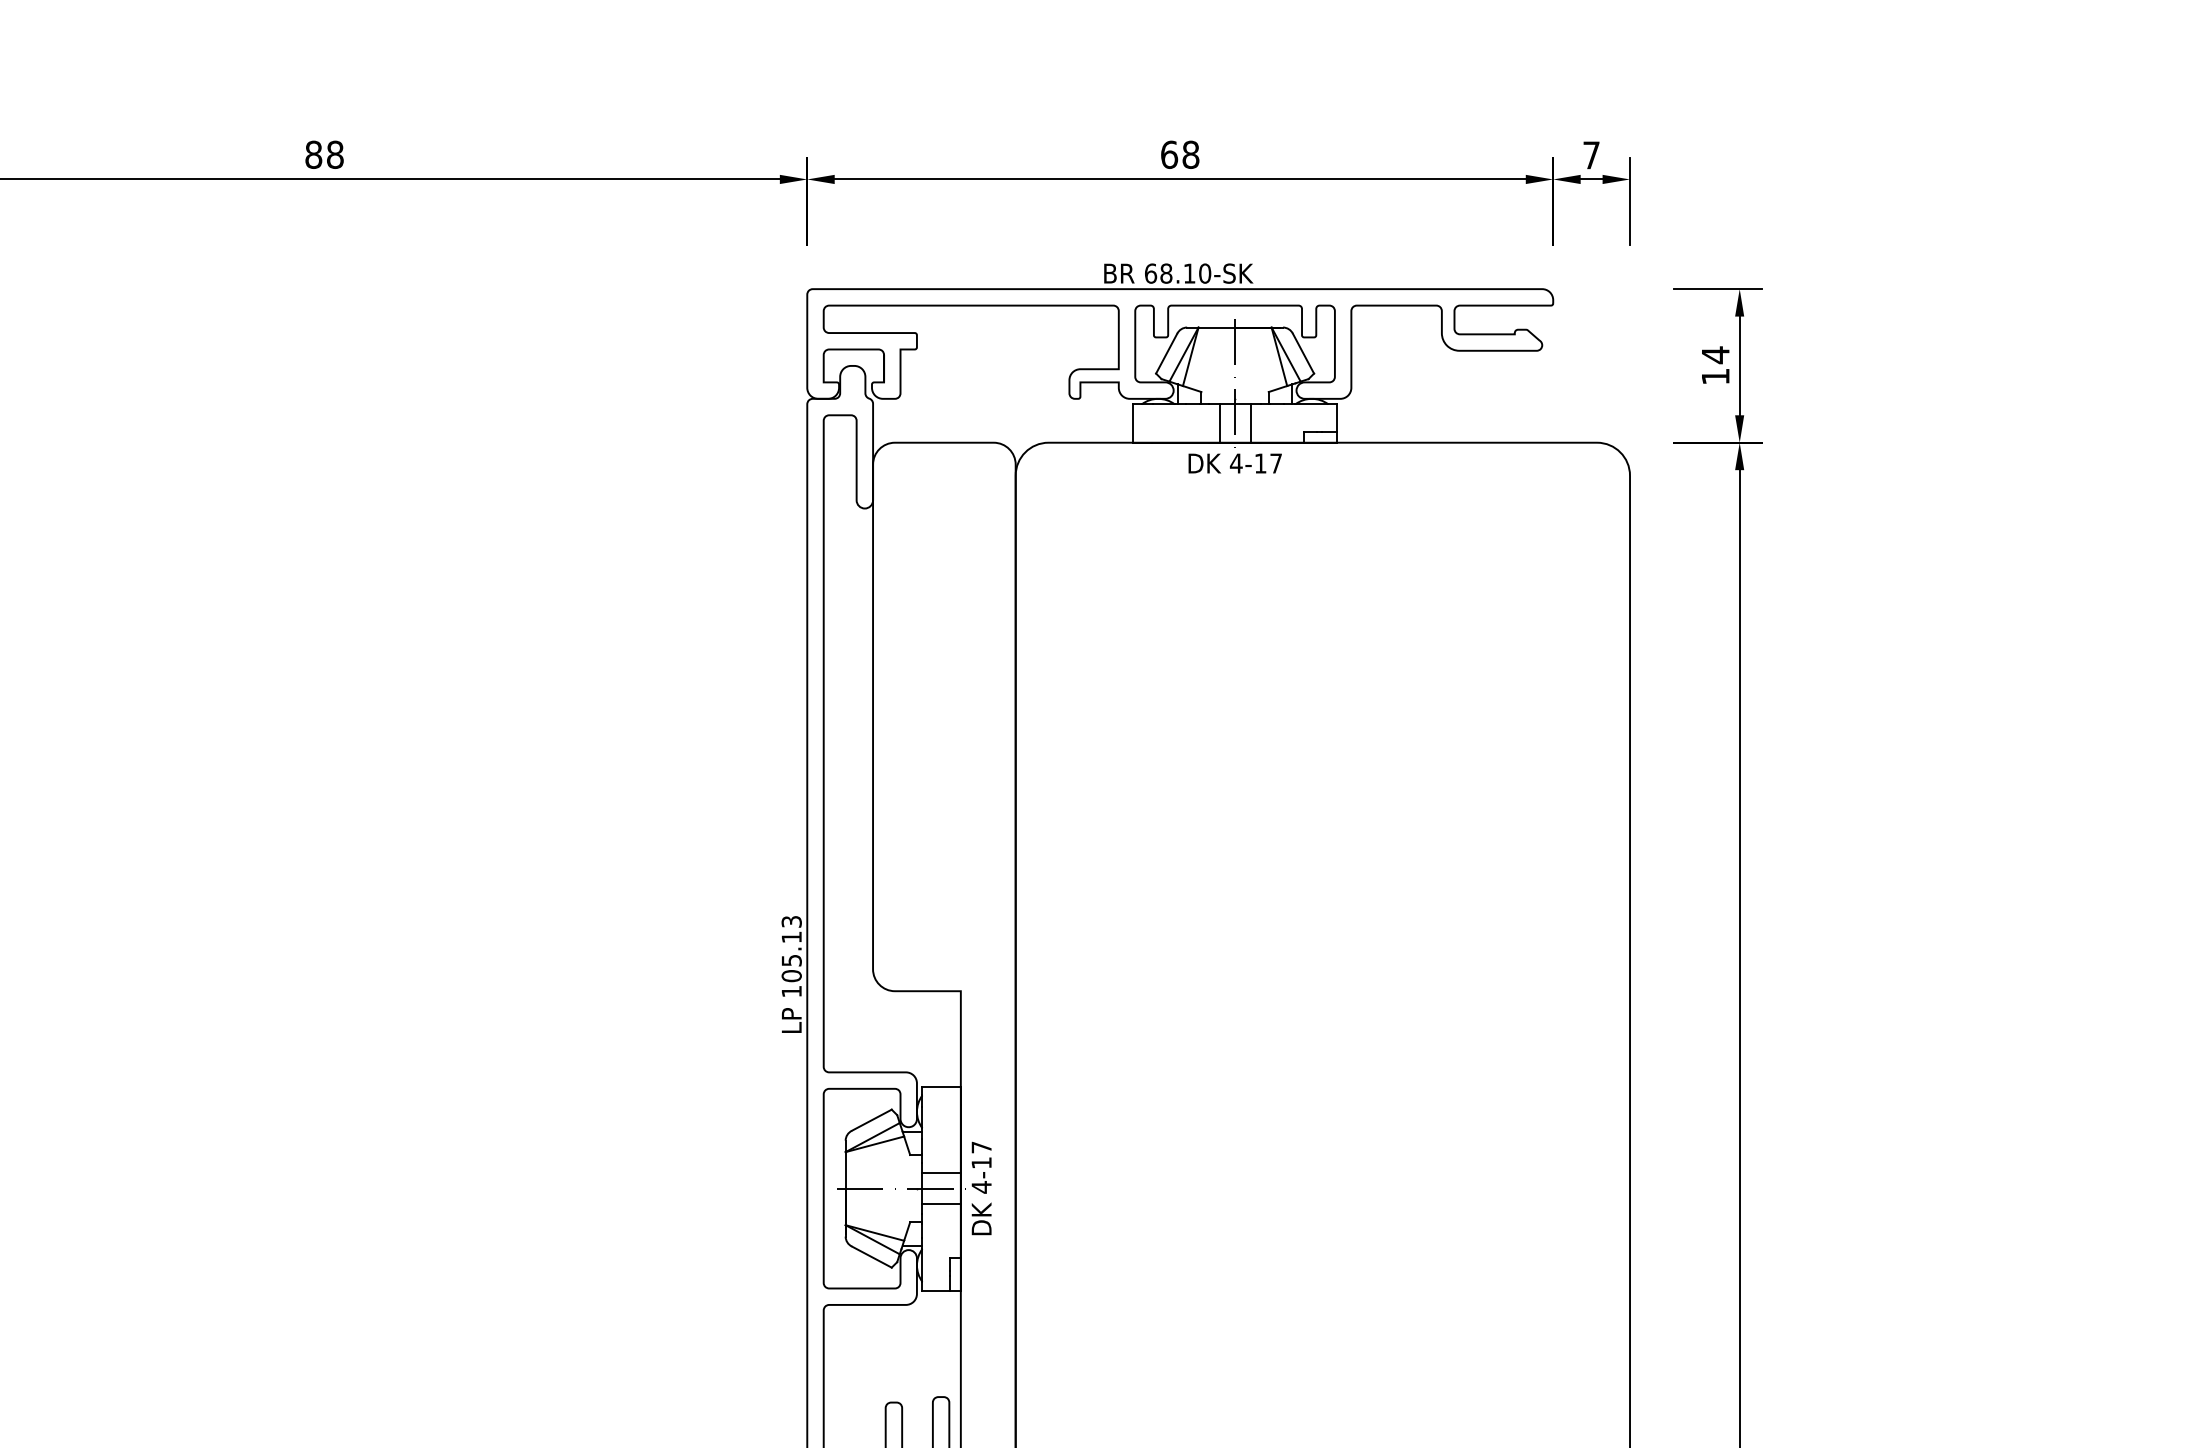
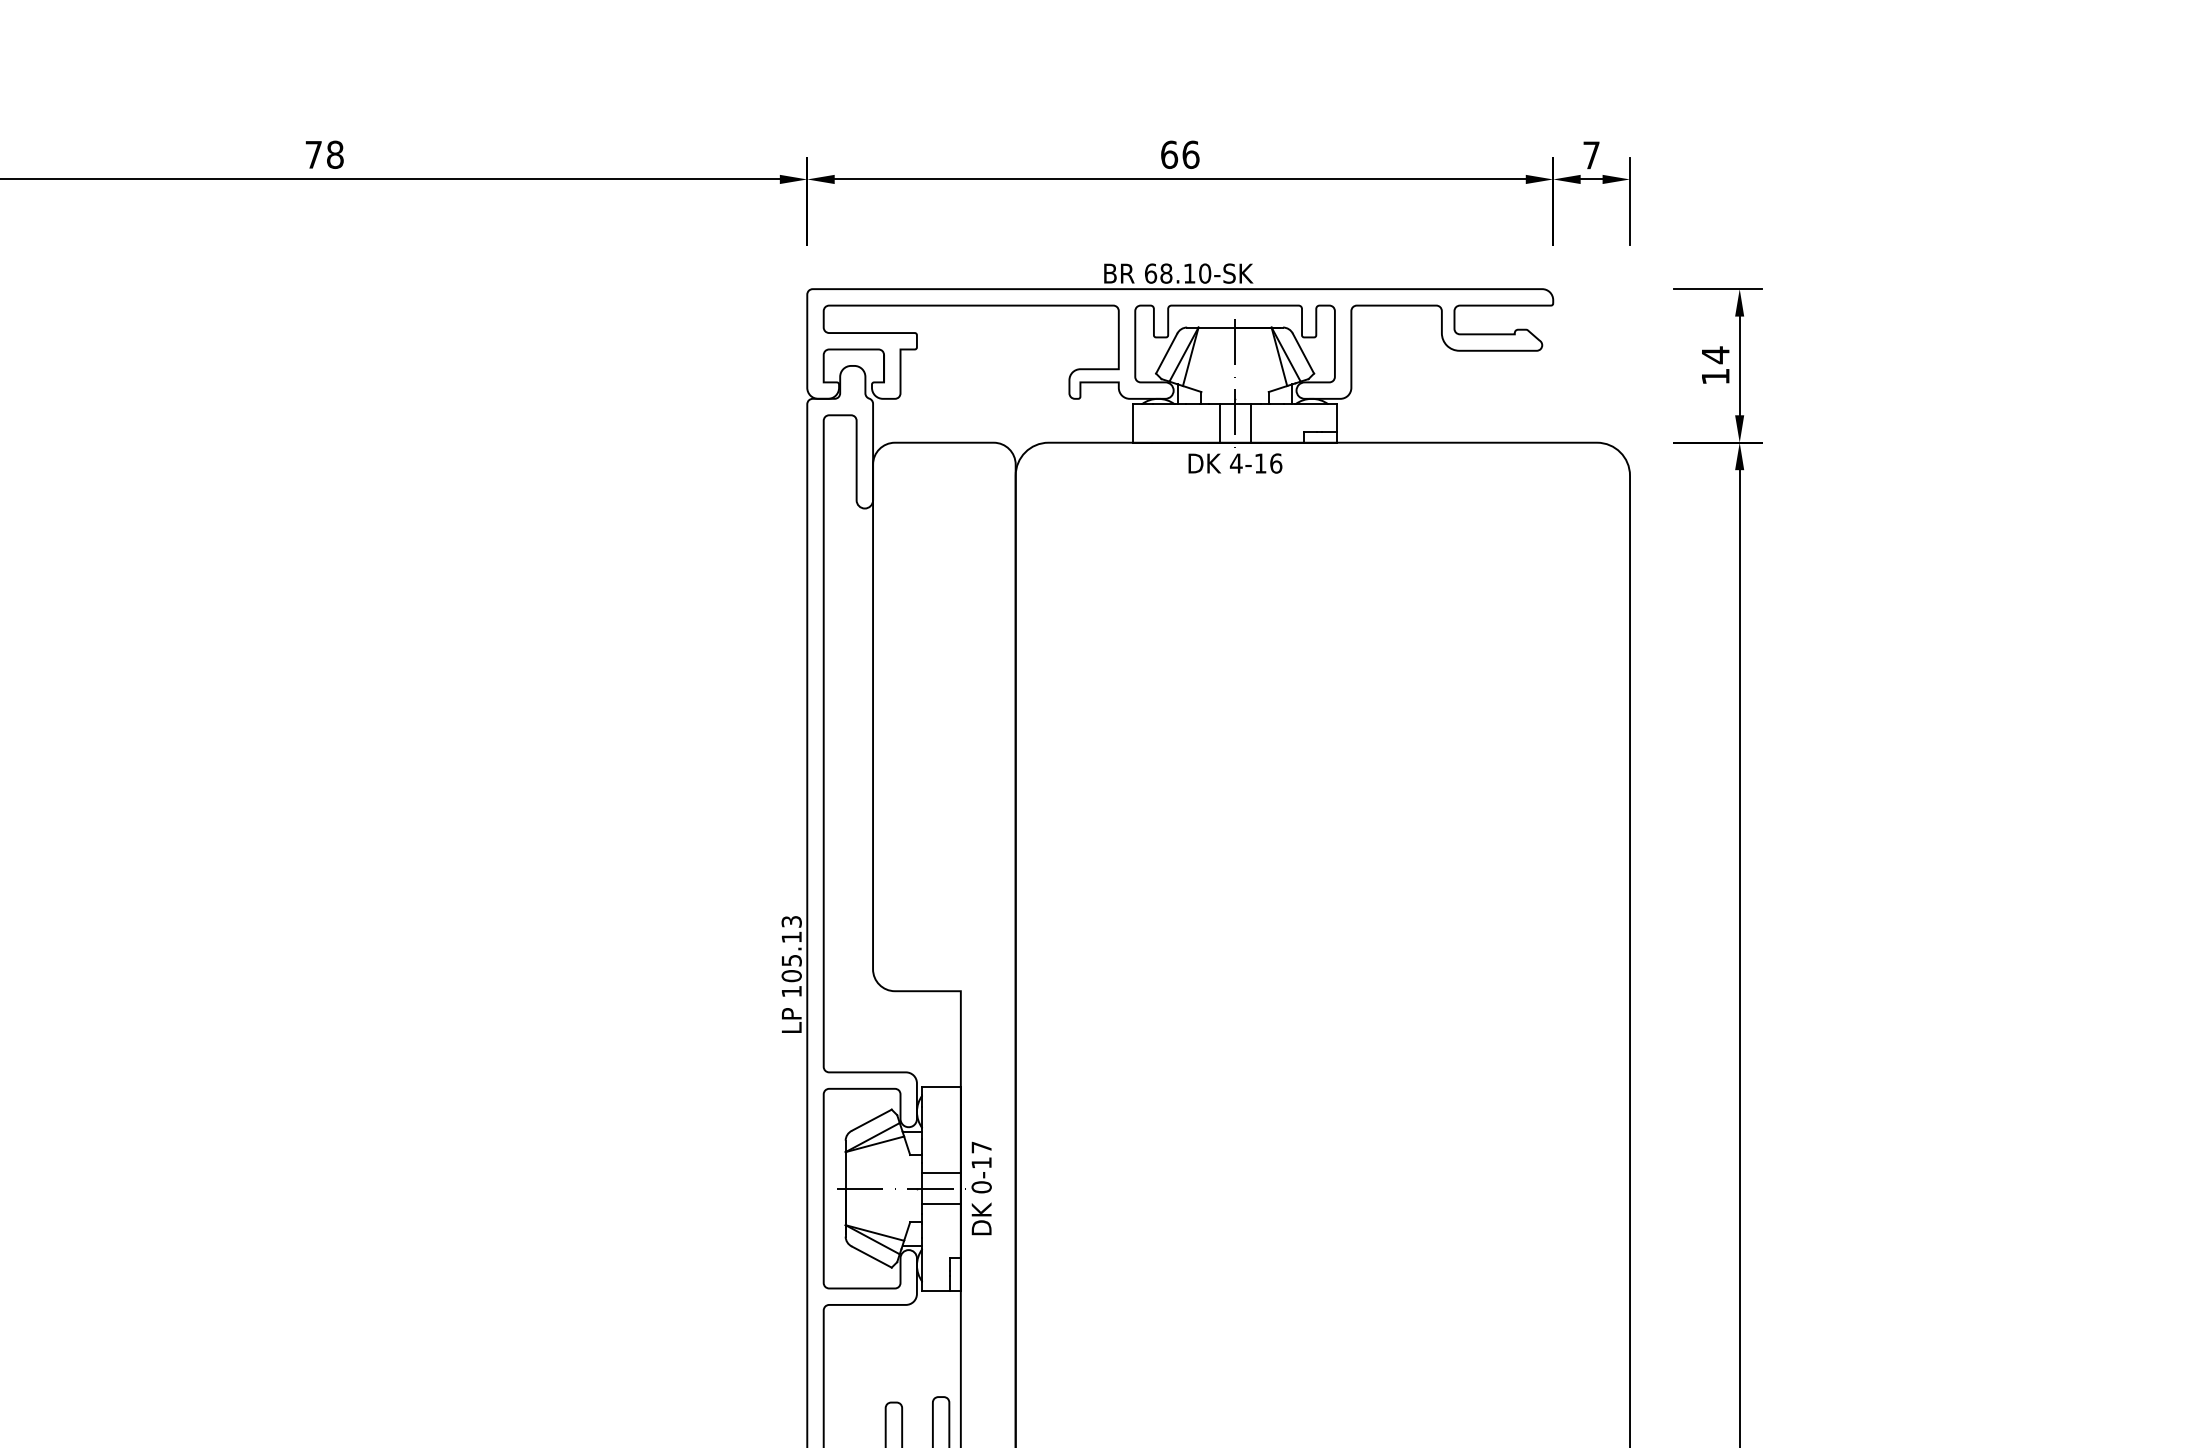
text: 88 -> 78 (313, 154)
text: 68 -> 66 (1190, 154)
text: 4-17 -> 4-16 (1276, 463)
text: 4-17 -> 0-17 (981, 1187)
